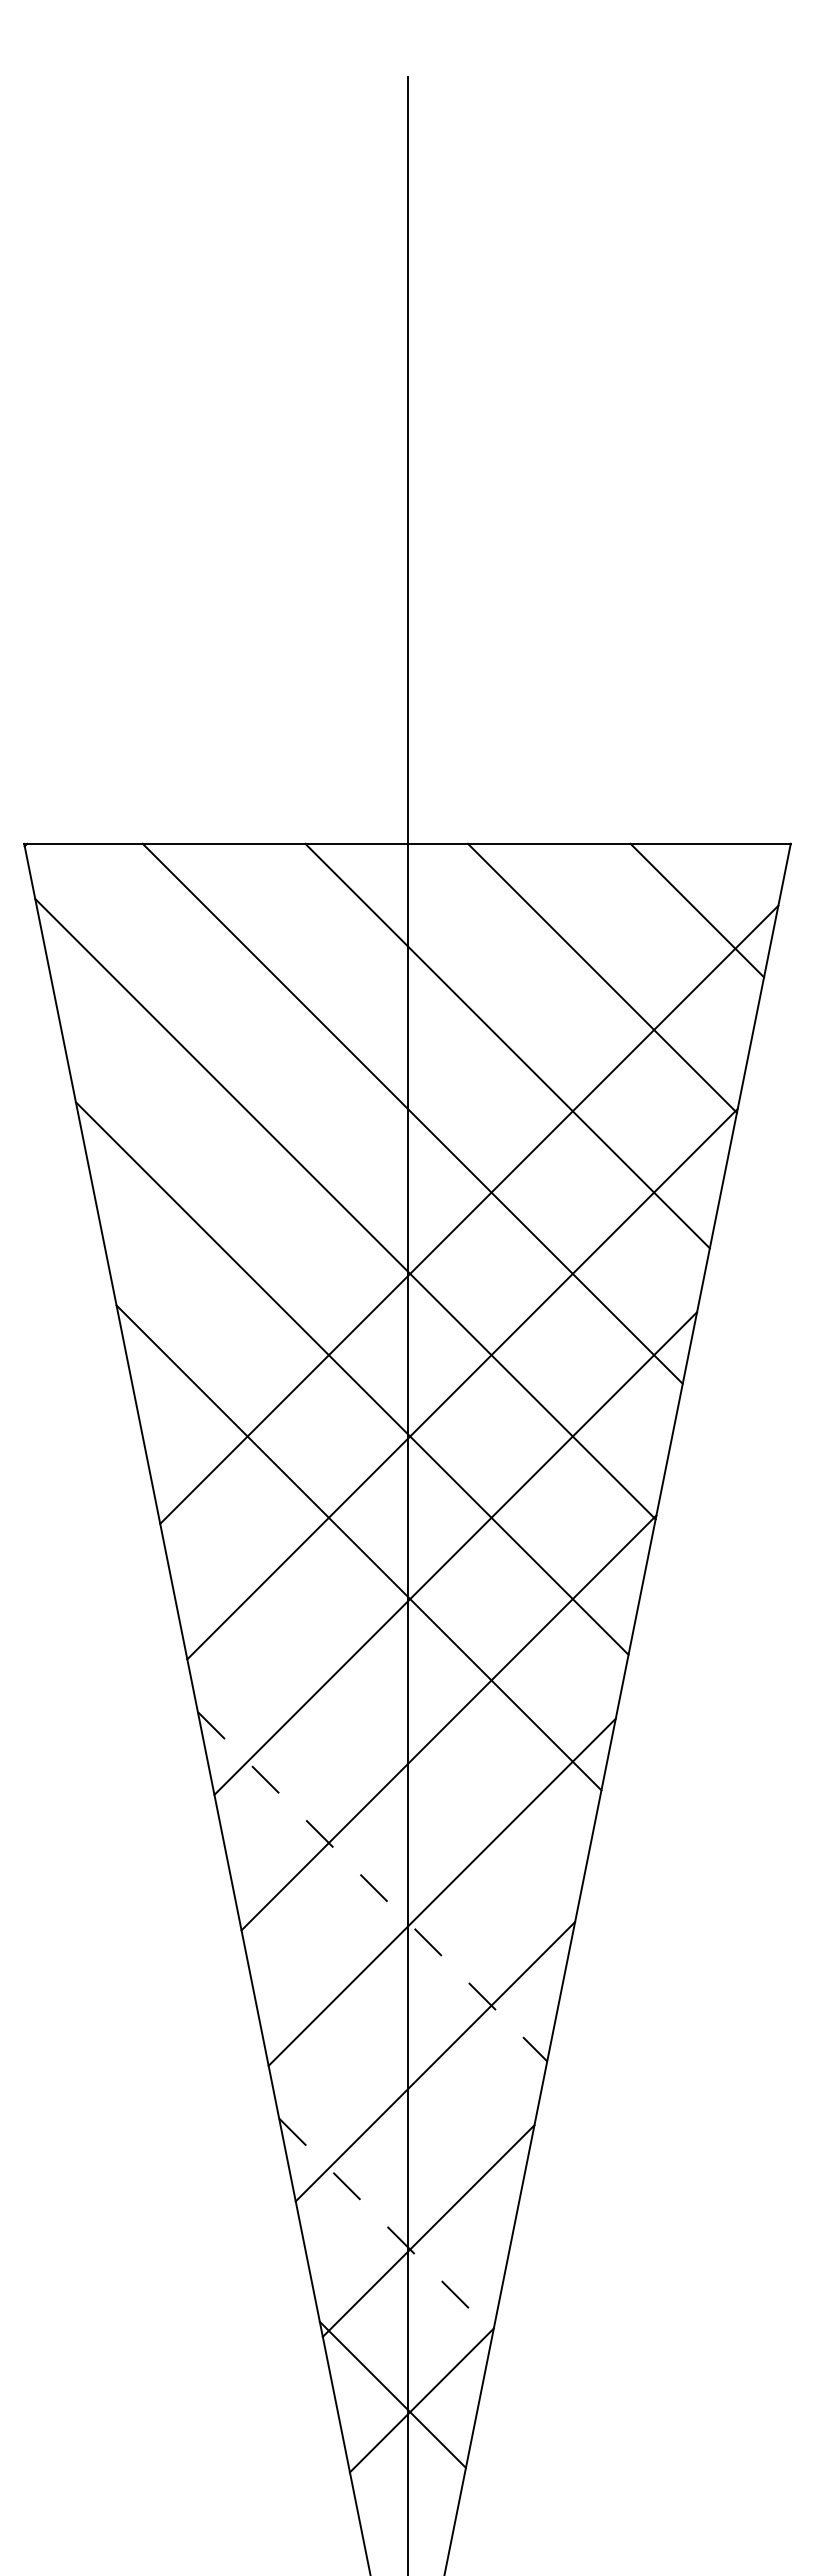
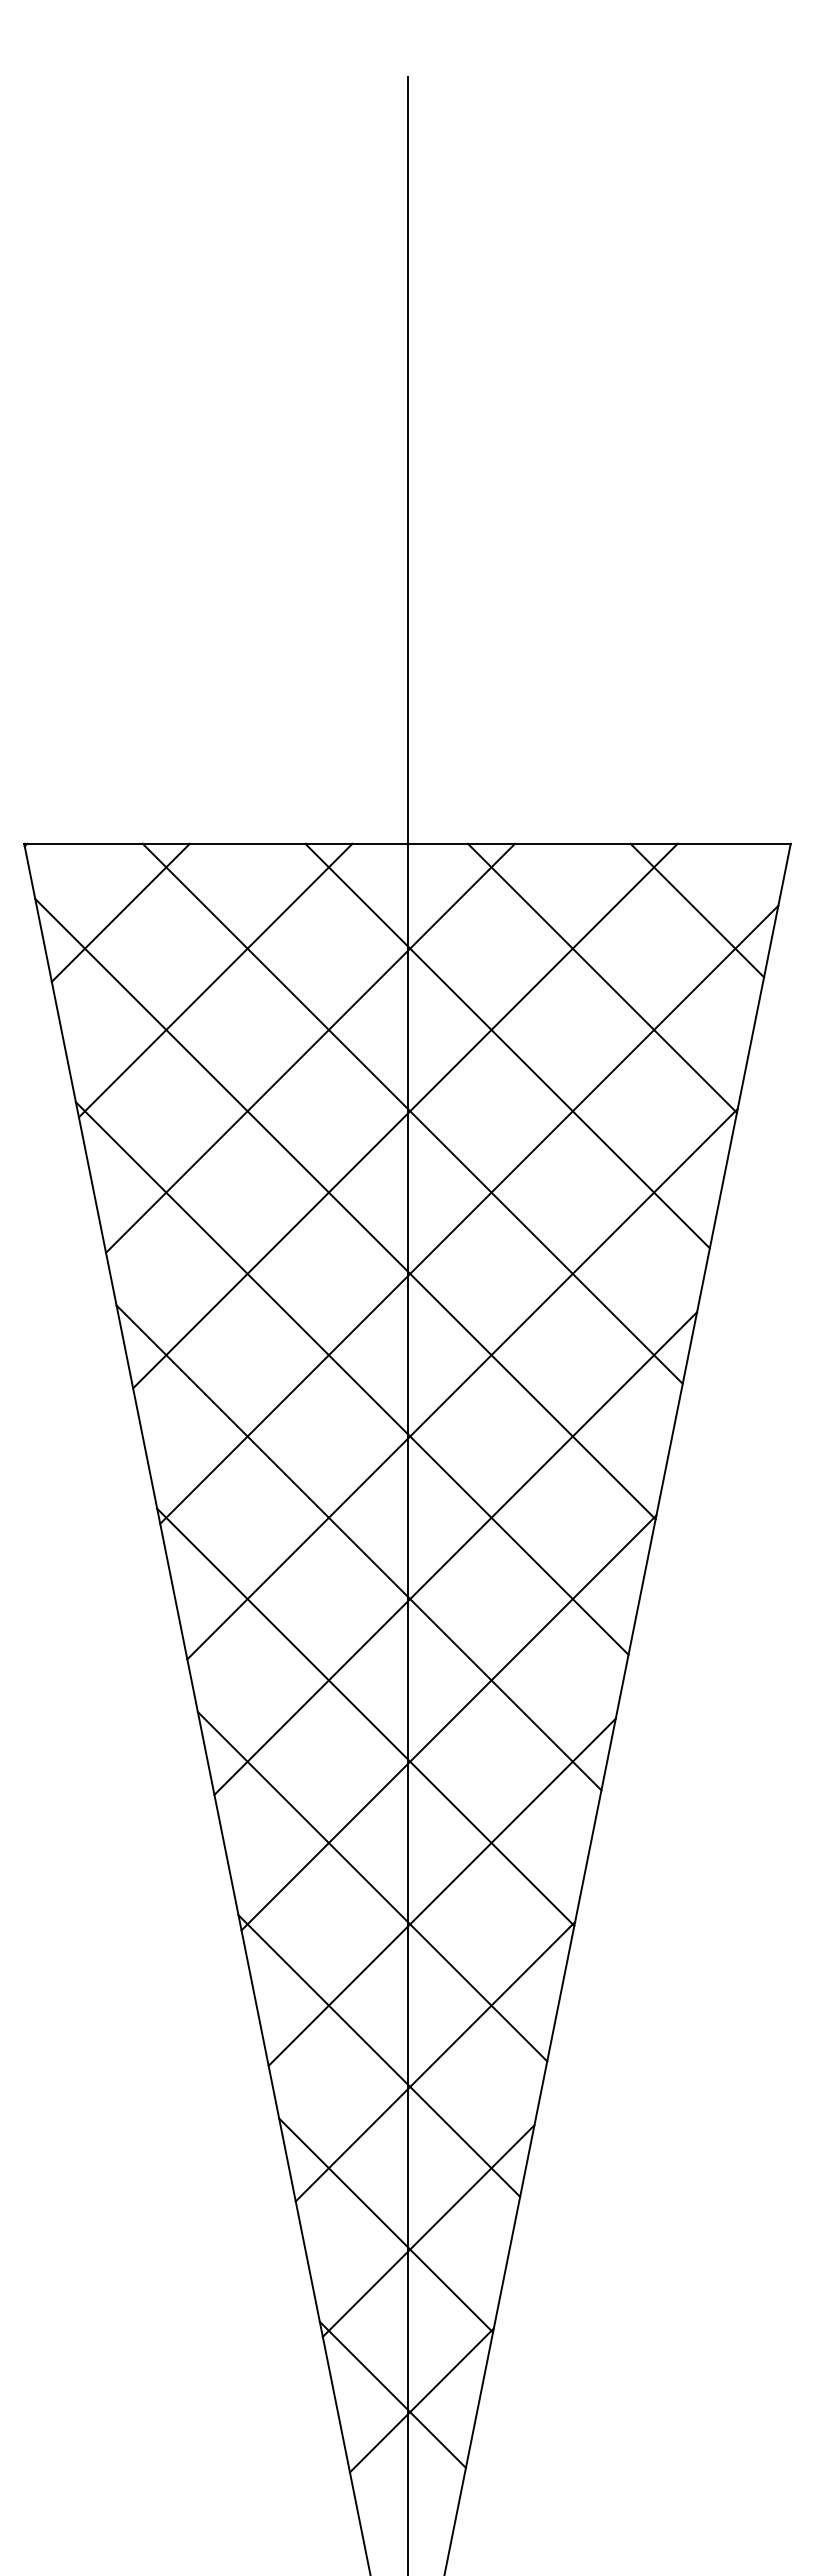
line: none -> present (120, 912)
line: none -> present (215, 980)
line: none -> present (310, 1047)
line: none -> present (405, 1115)
line: none -> present (365, 1716)
line: dashed -> solid (372, 1887)
line: none -> present (379, 2055)
line: dashed -> solid (386, 2225)
